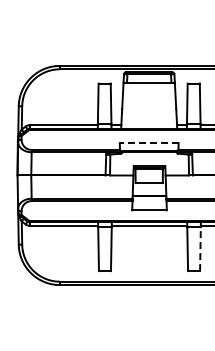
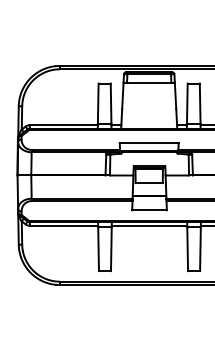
line: dashed -> solid (148, 143)
line: dashed -> solid (200, 249)
